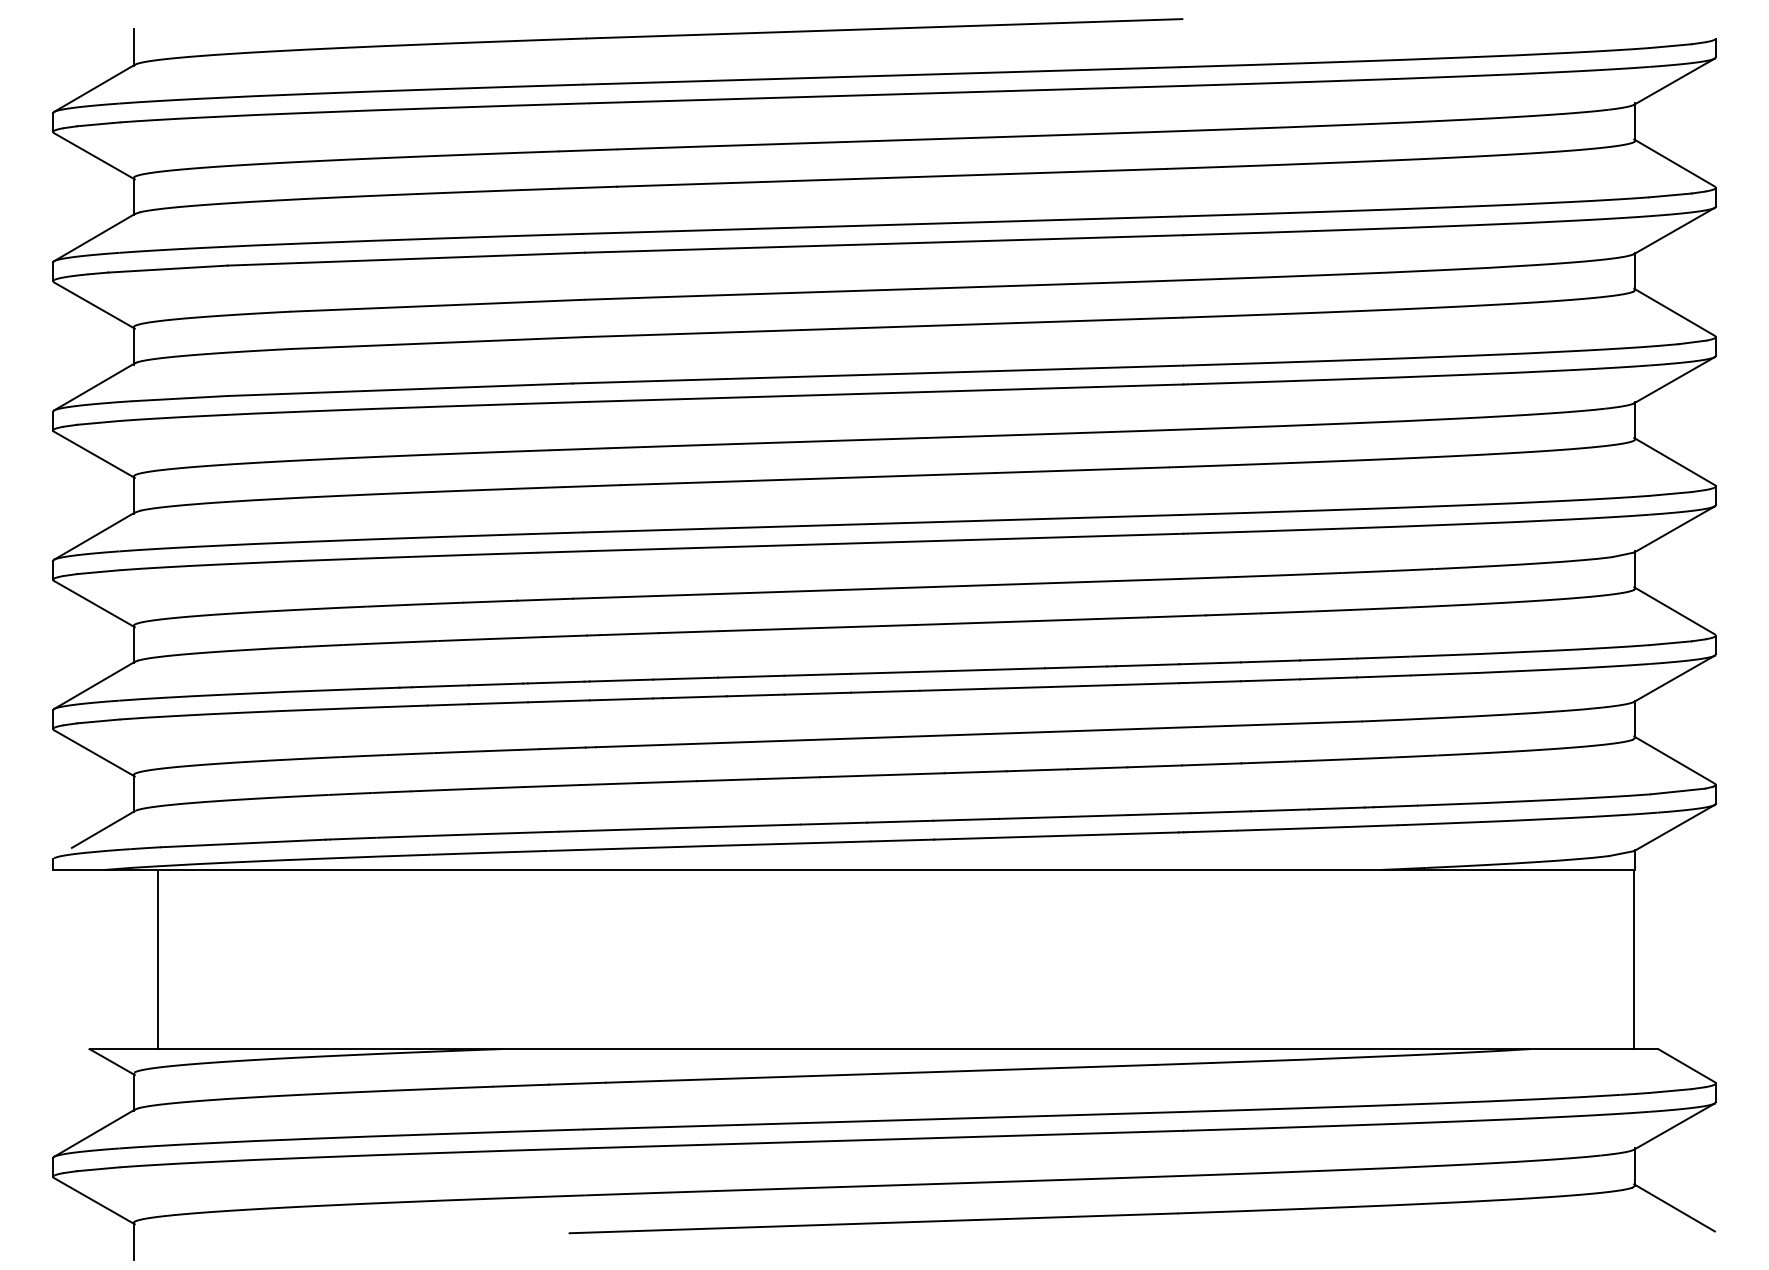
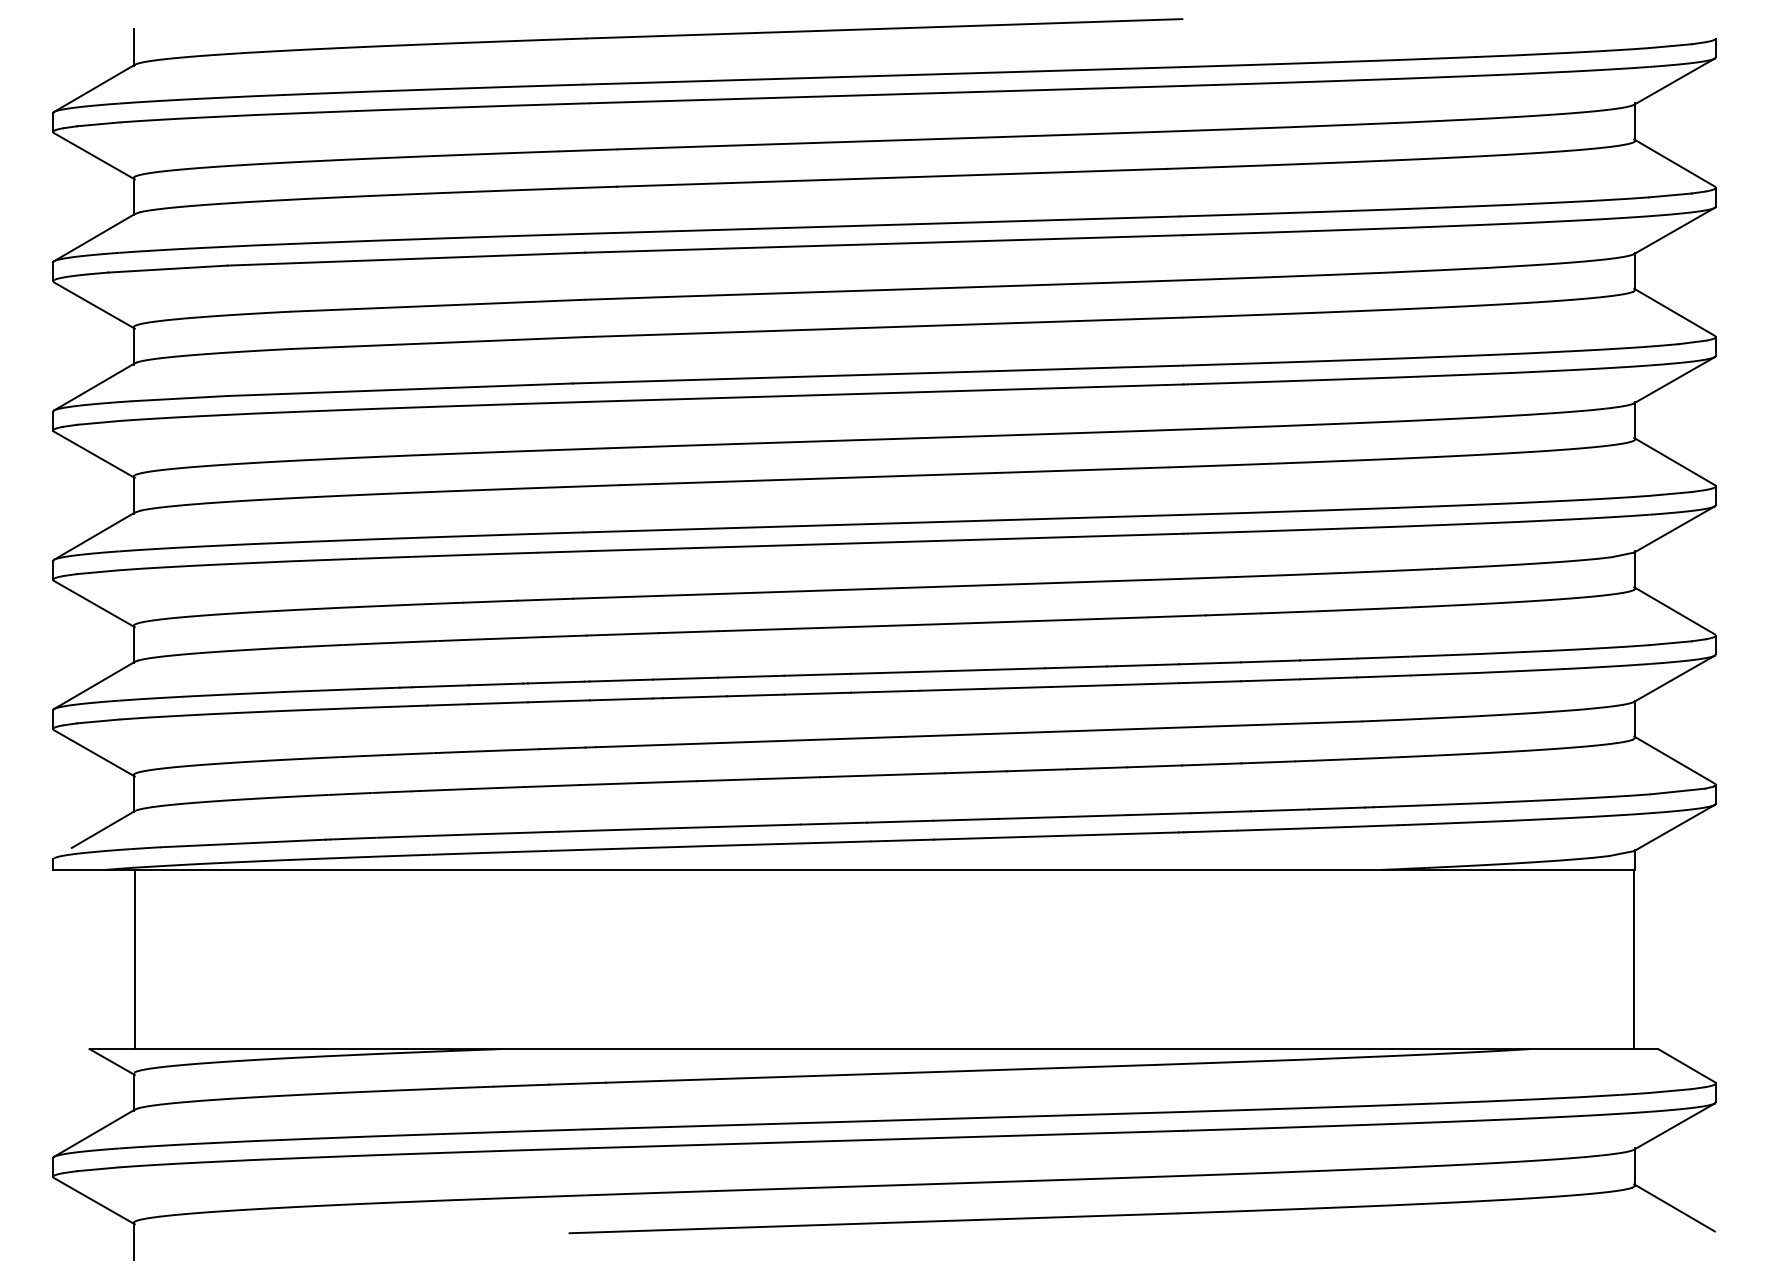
line position: (158, 959) -> (135, 959) (135, 959)
